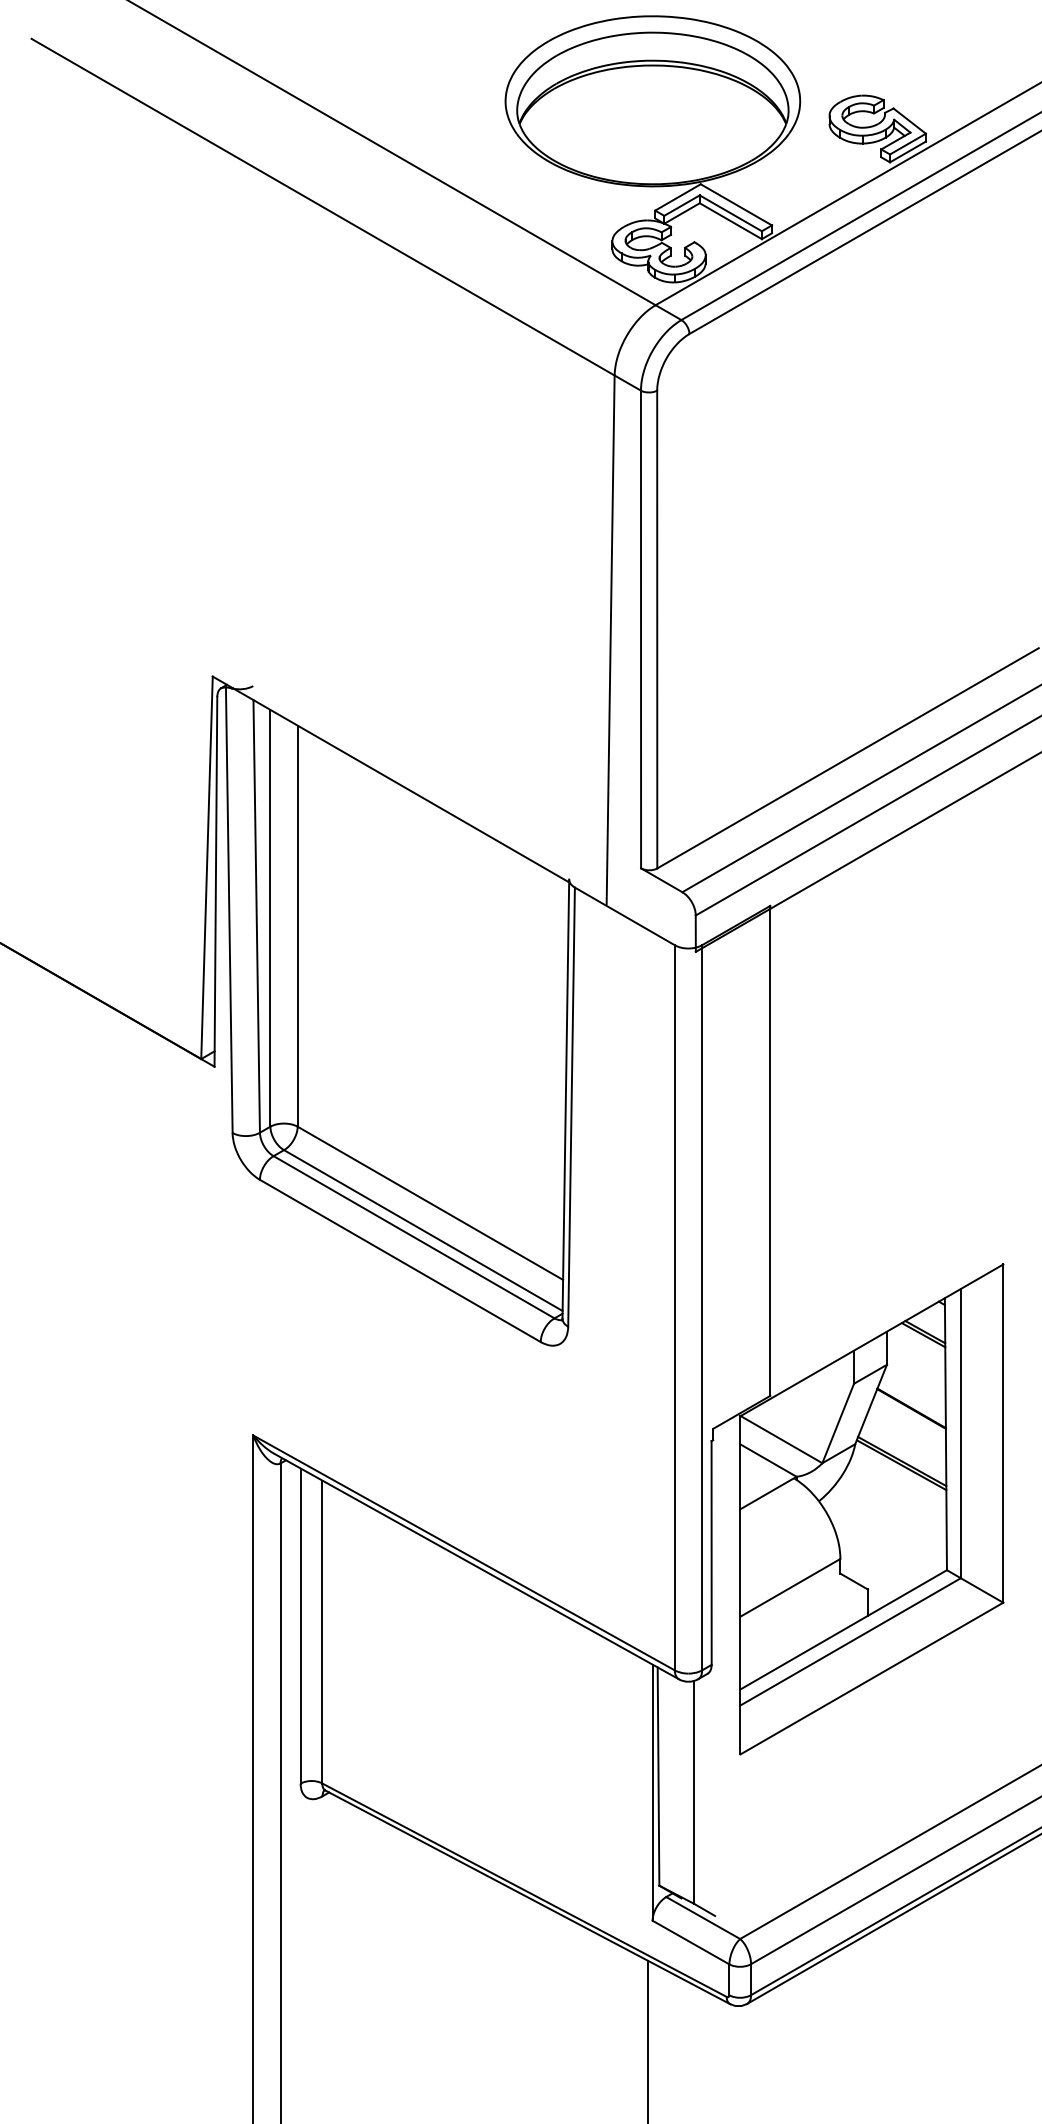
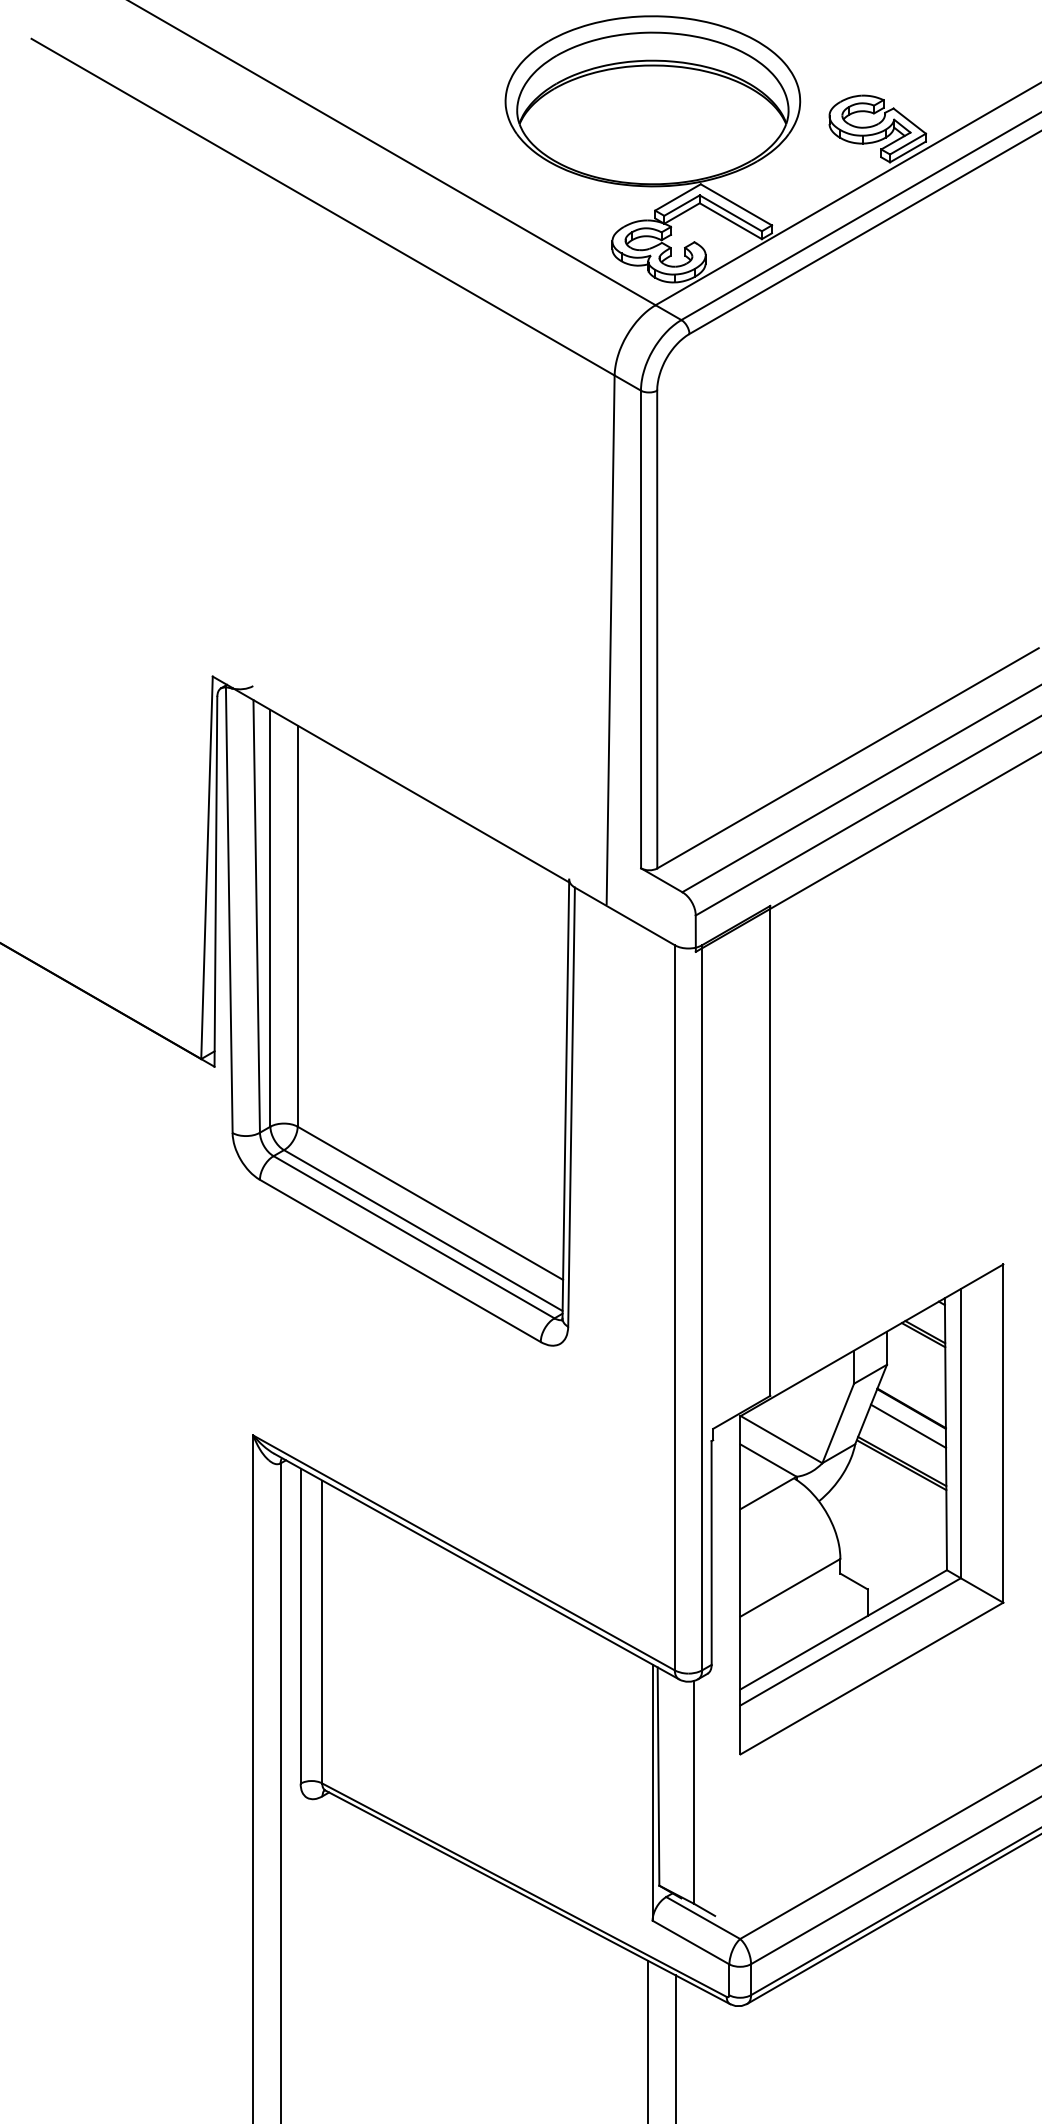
line: none -> present (908, 1425)
line: none -> present (675, 2047)
